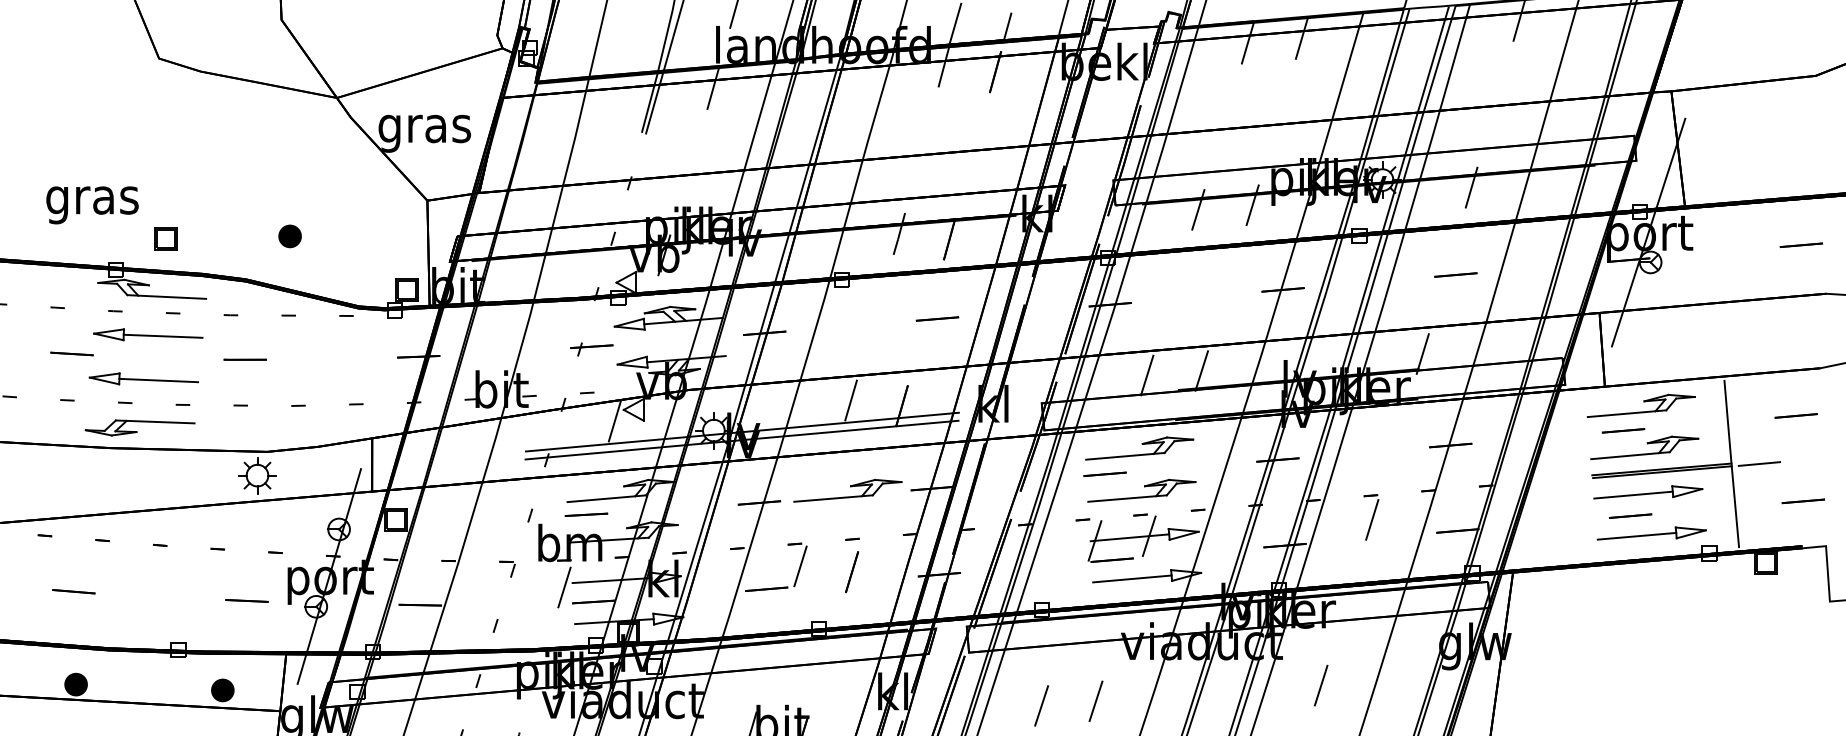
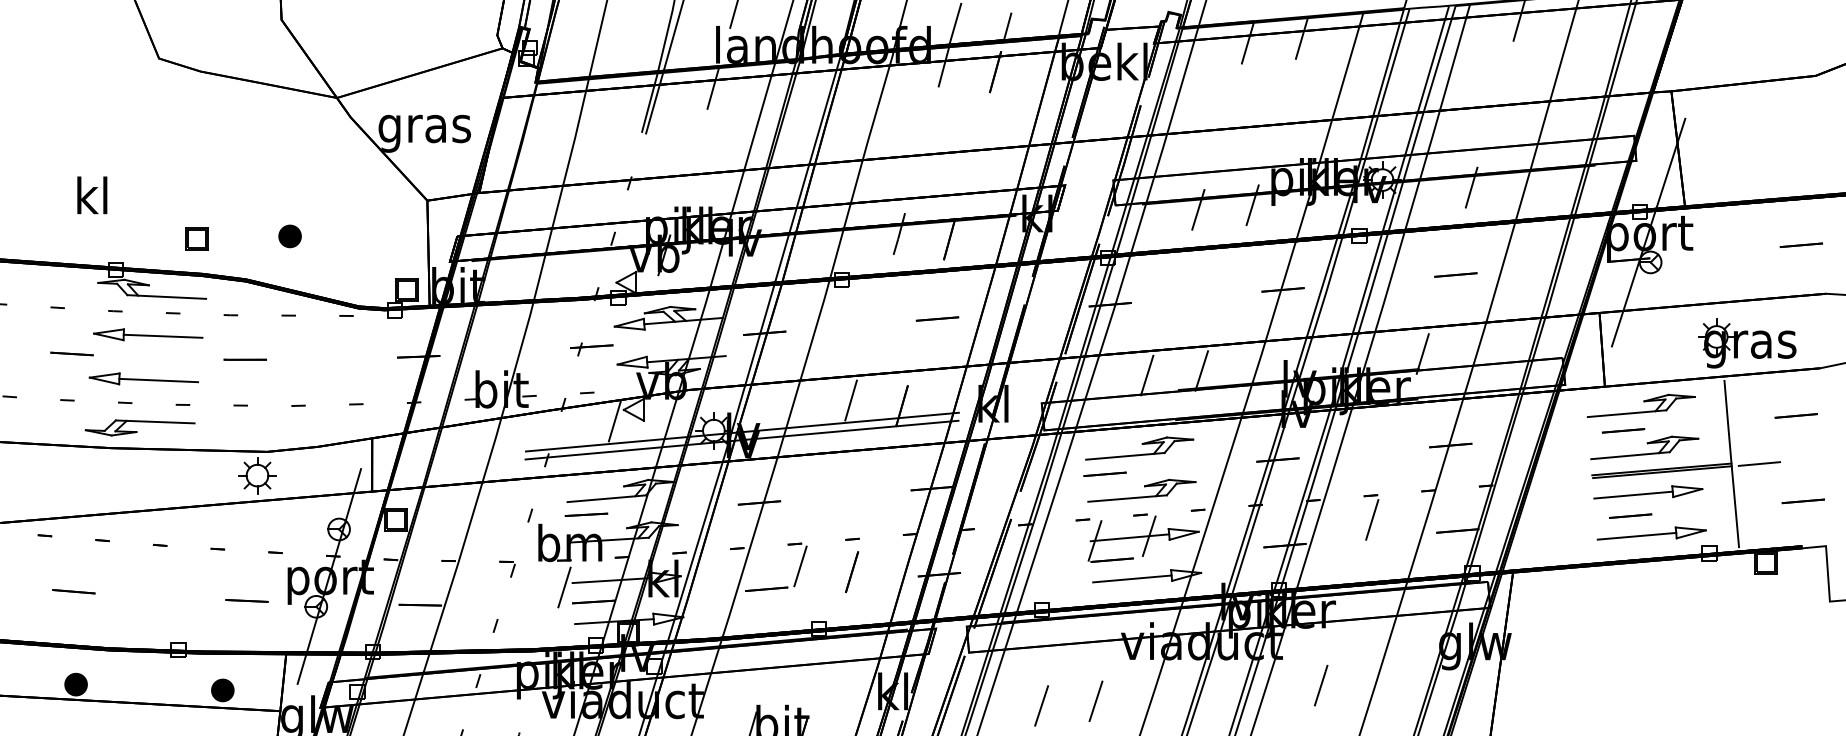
text: gras -> kl (92, 200)
part position: (165, 238) -> (196, 238) (196, 238)
part: none -> present (1747, 343)
part: present -> none (847, 490)
